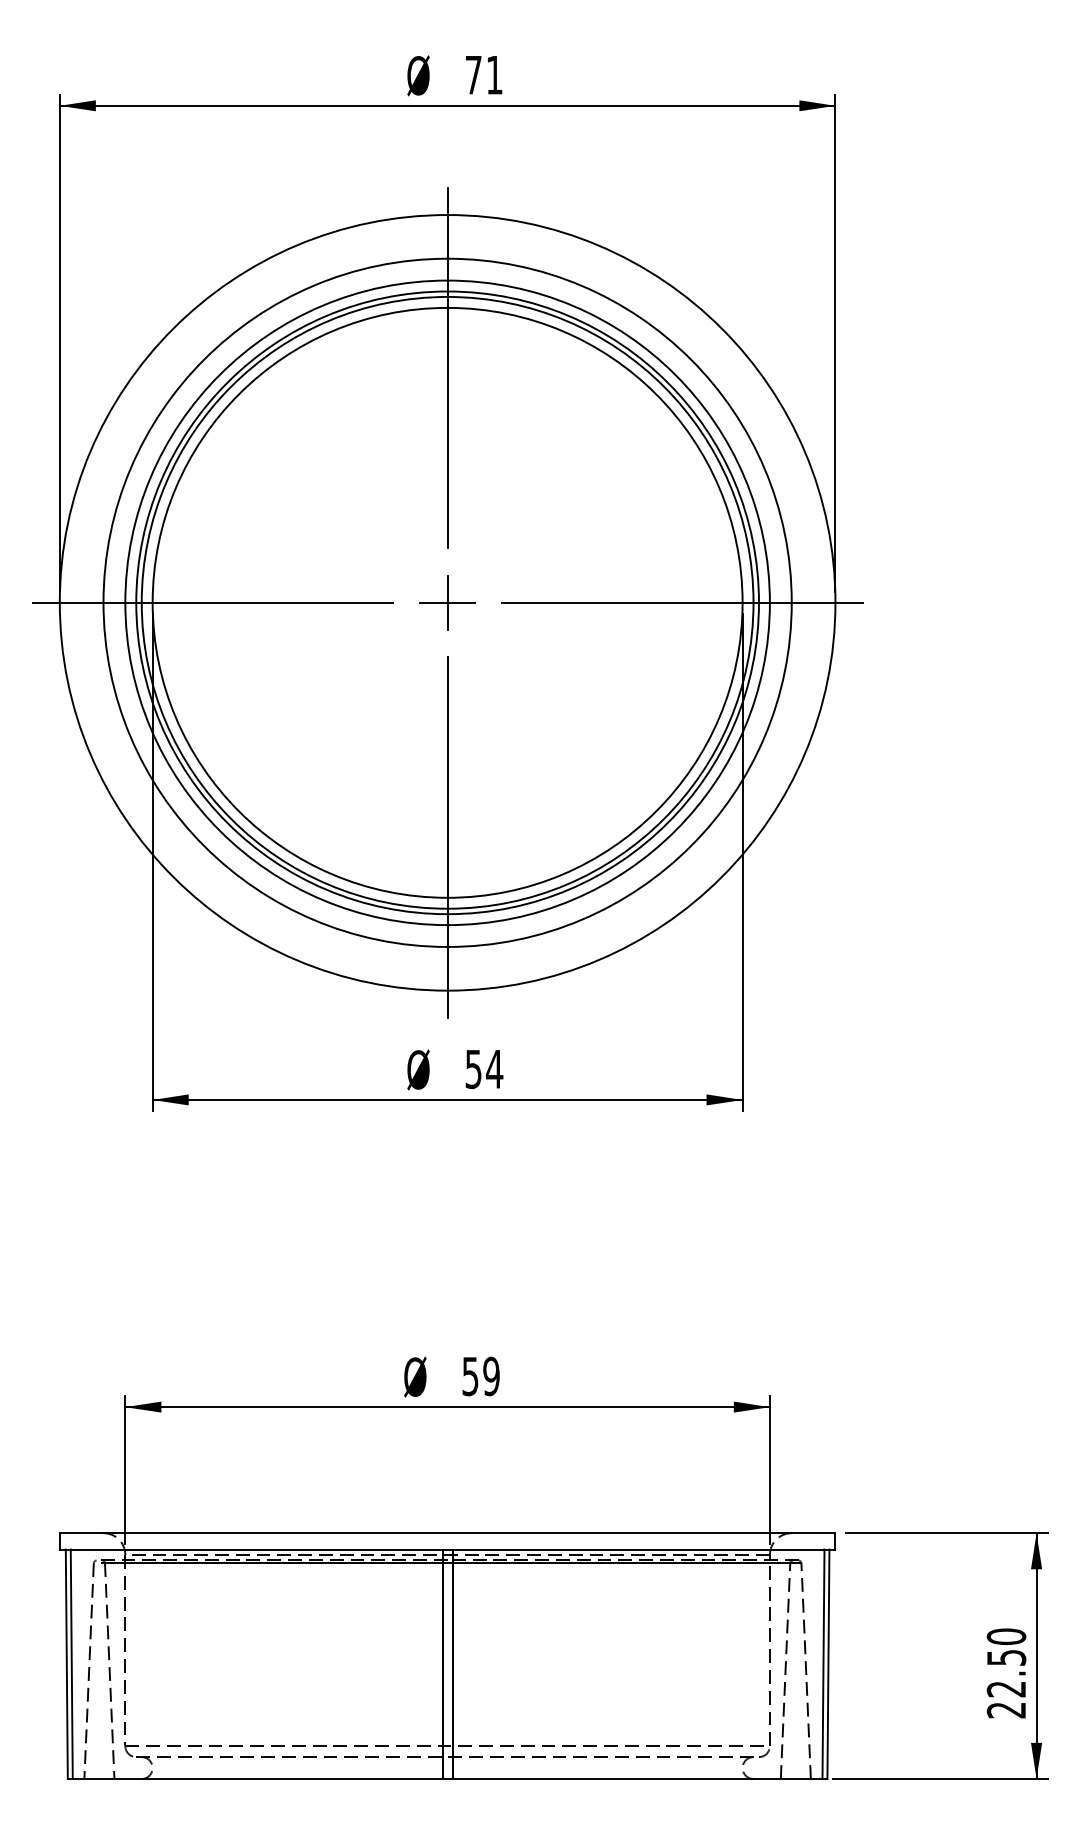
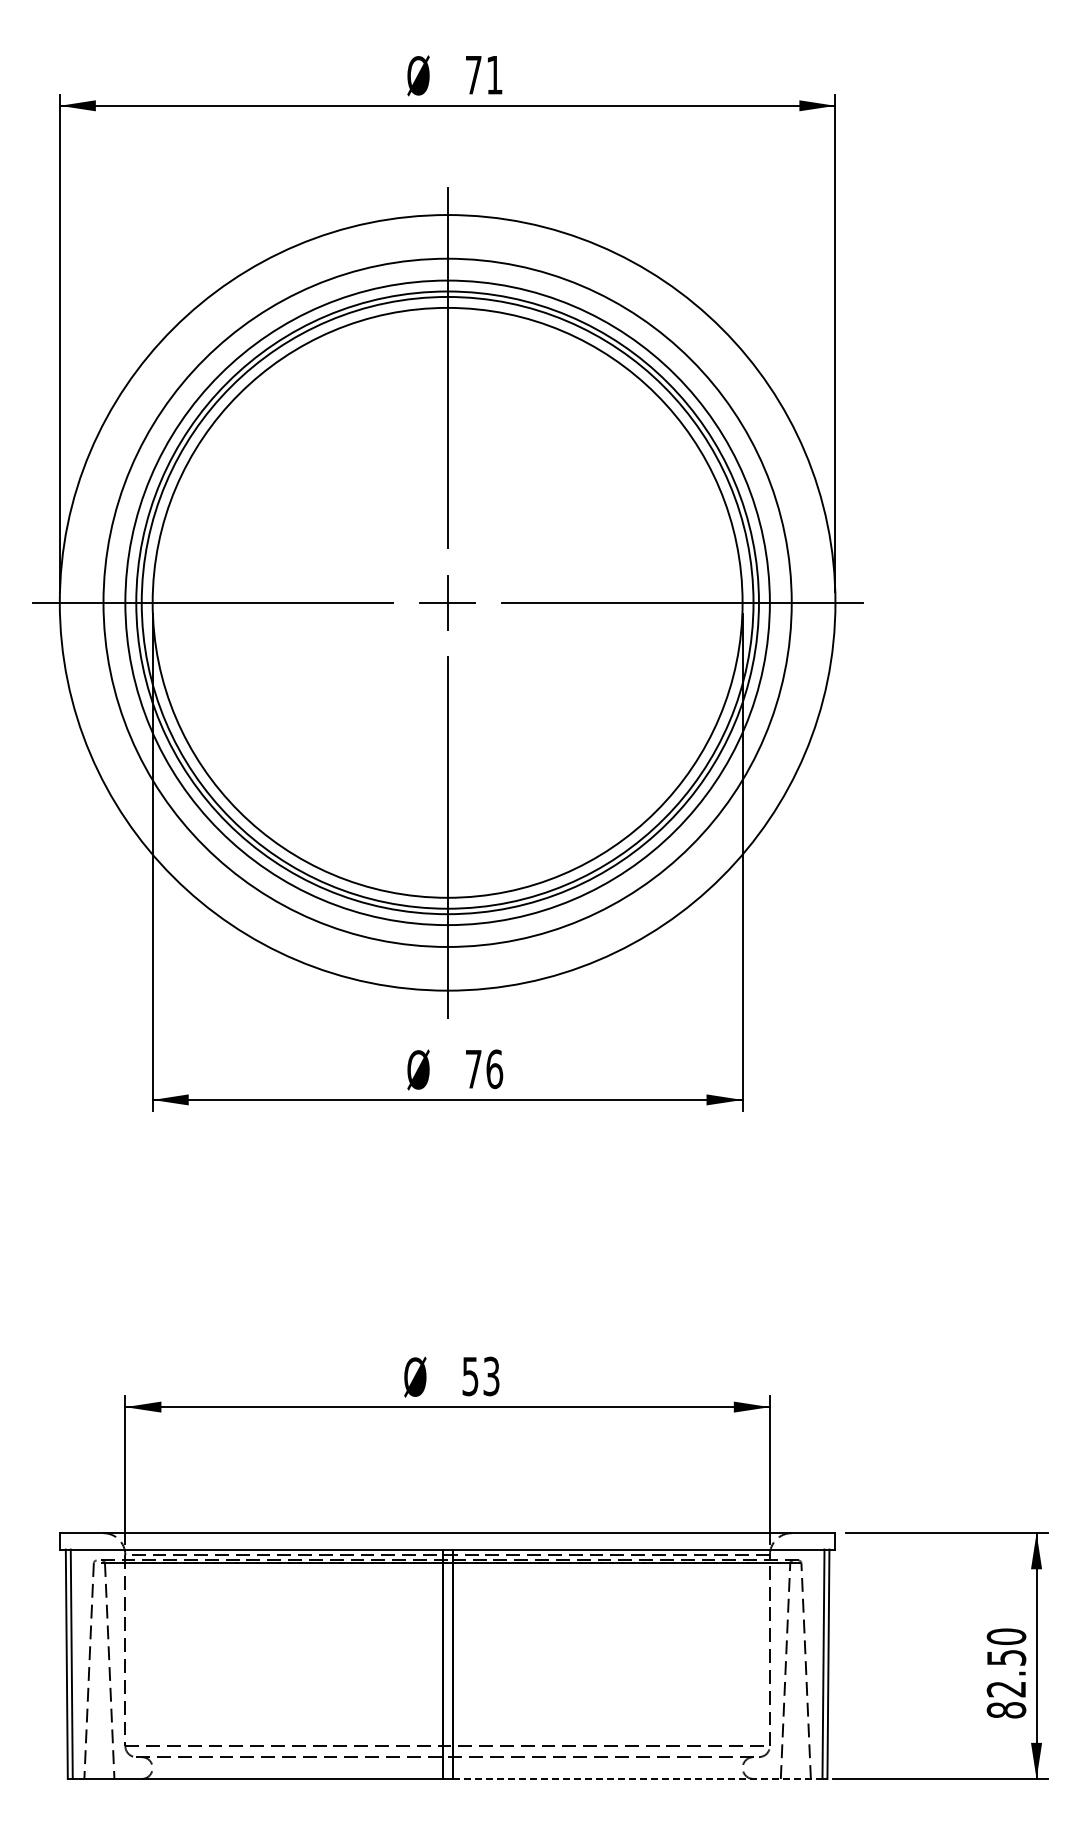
text: 54 -> 76 (484, 1069)
text: 59 -> 53 (491, 1376)
text: 22.50 -> 82.50 (1006, 1710)
line: solid -> dashed (637, 1778)
